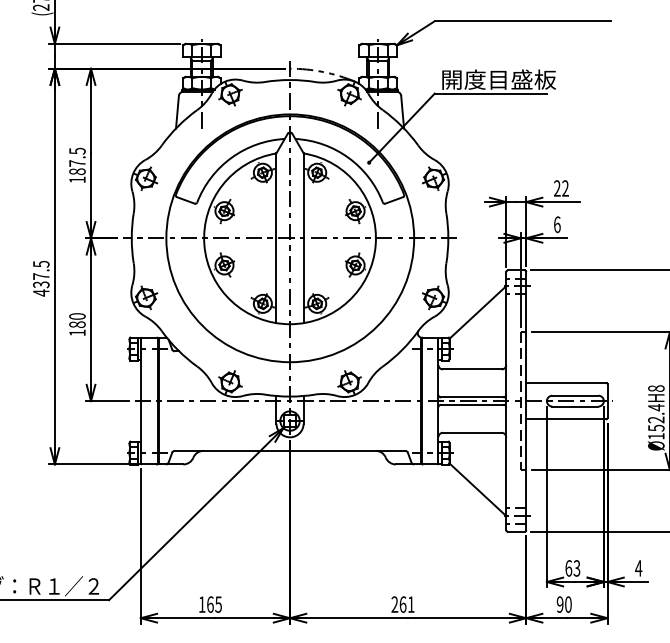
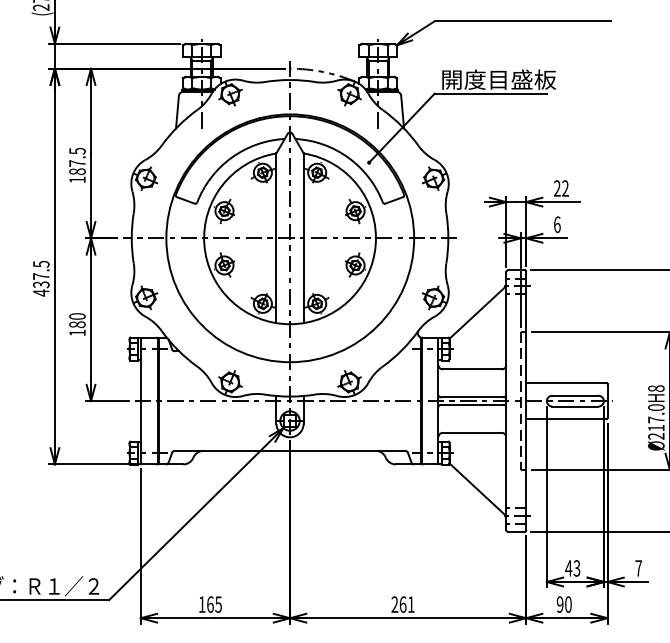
text: Ø152.4H8 -> Ø217.0H8 (656, 421)
text: 63 -> 43 (568, 568)
text: 4 -> 7 (638, 568)
